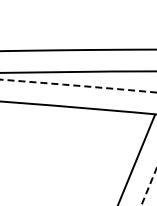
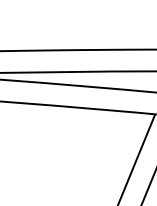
arc: dashed -> solid (78, 85)
line: dashed -> solid (148, 187)
